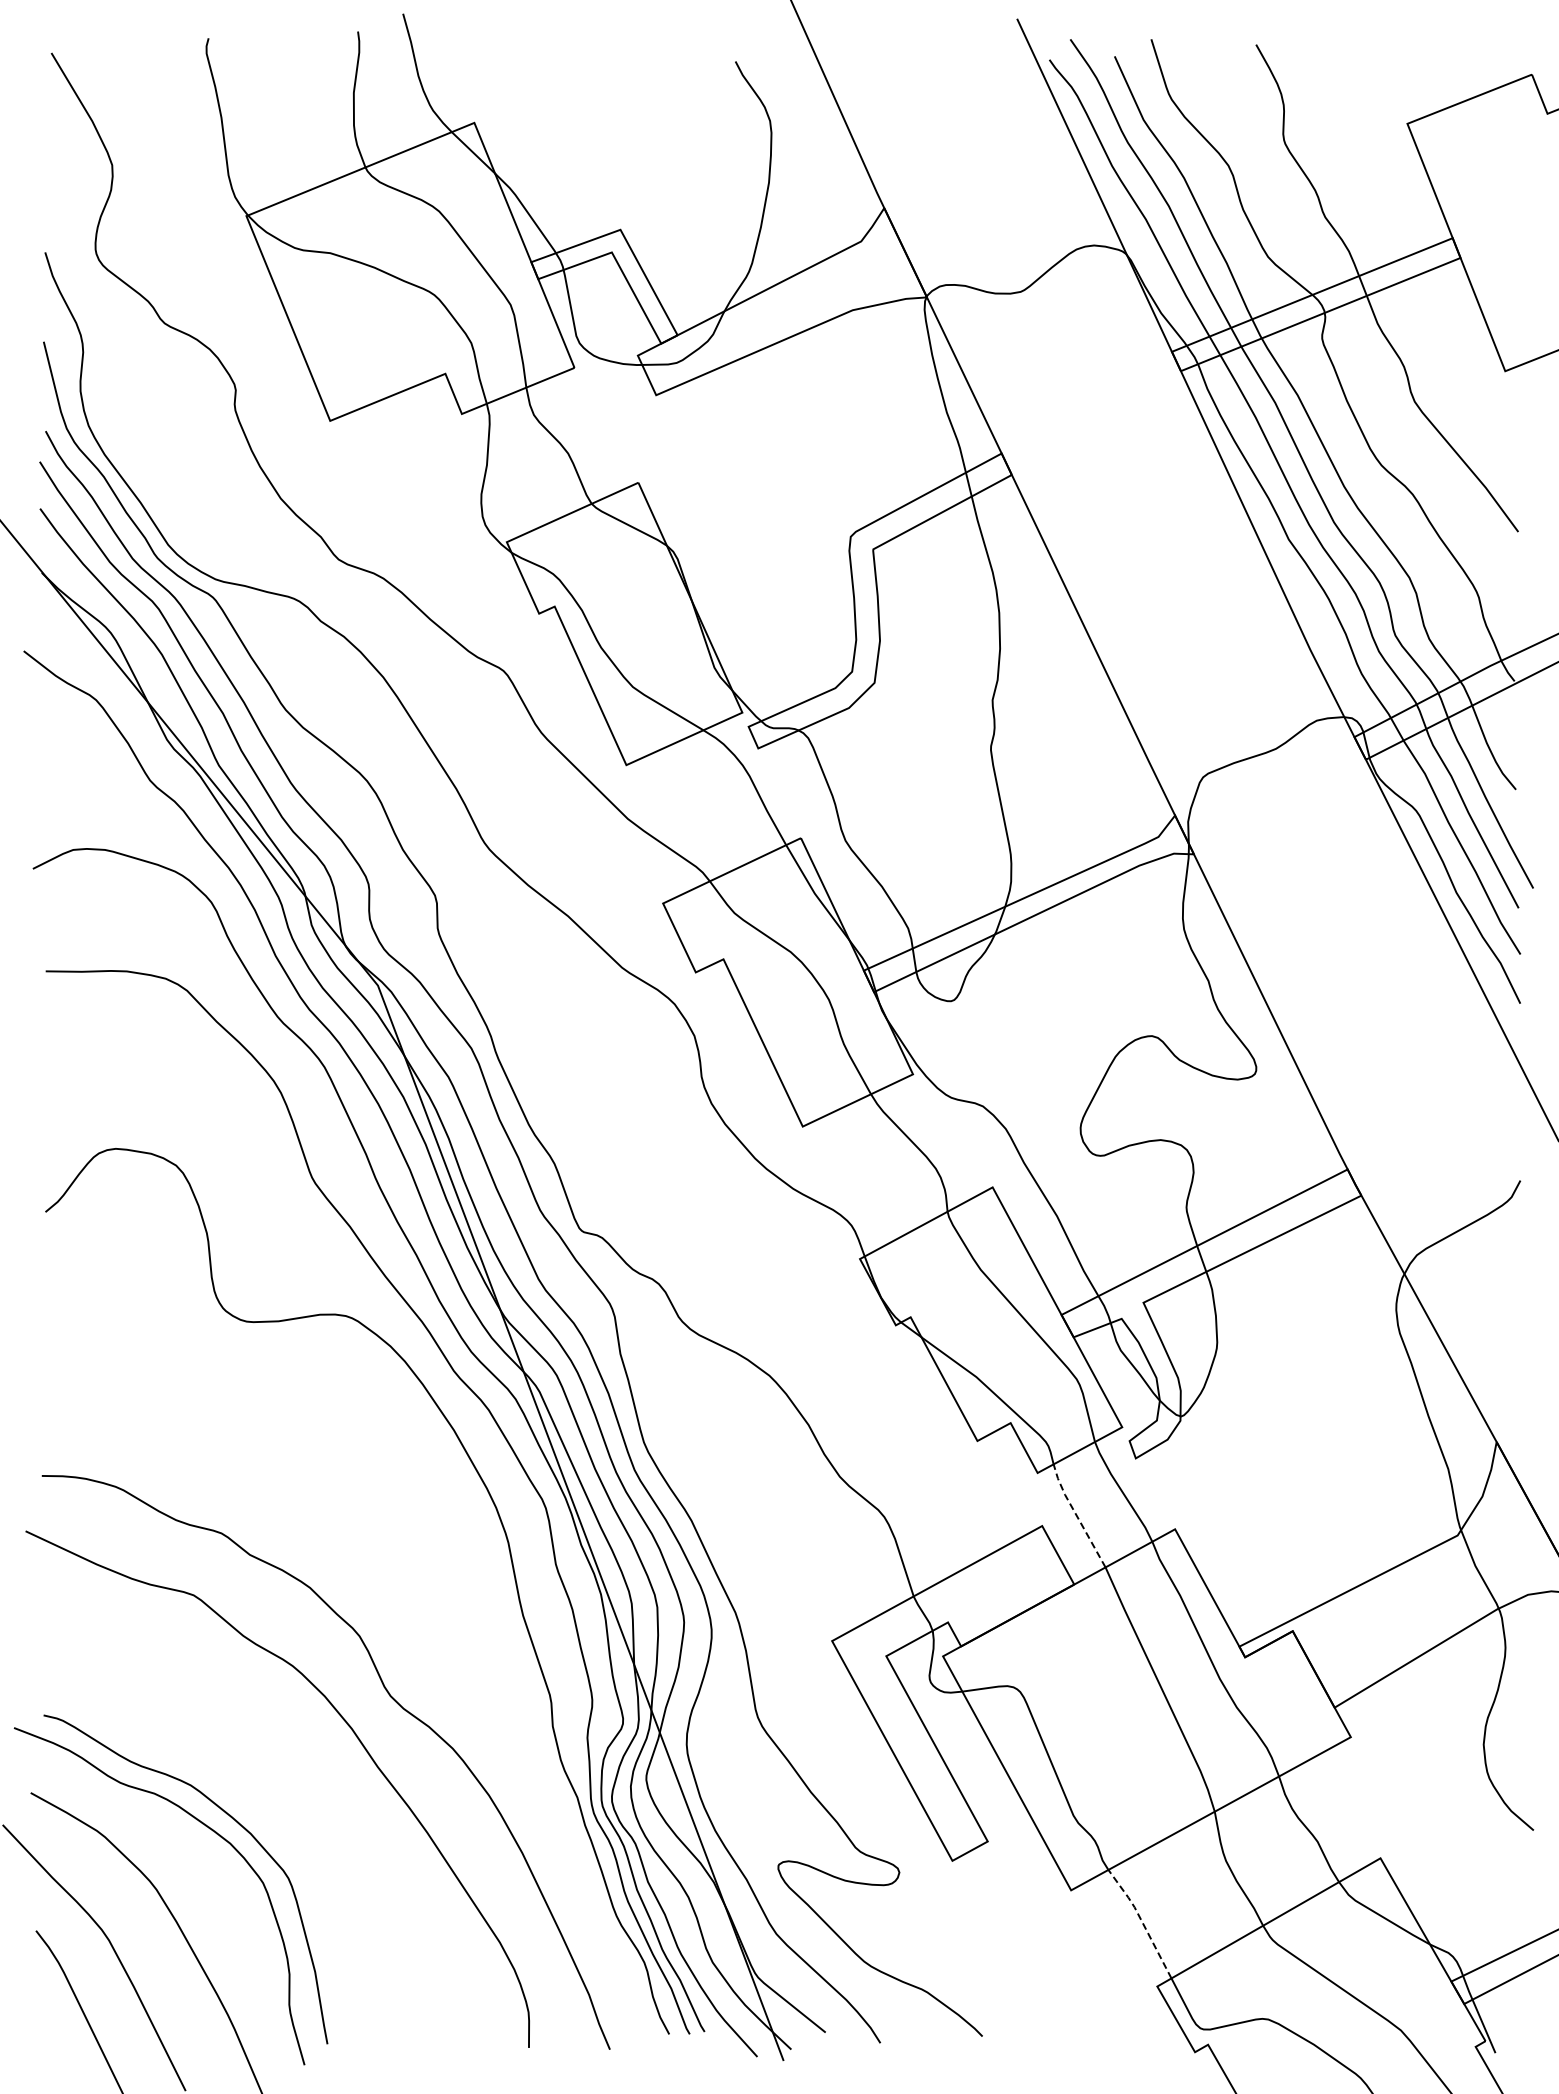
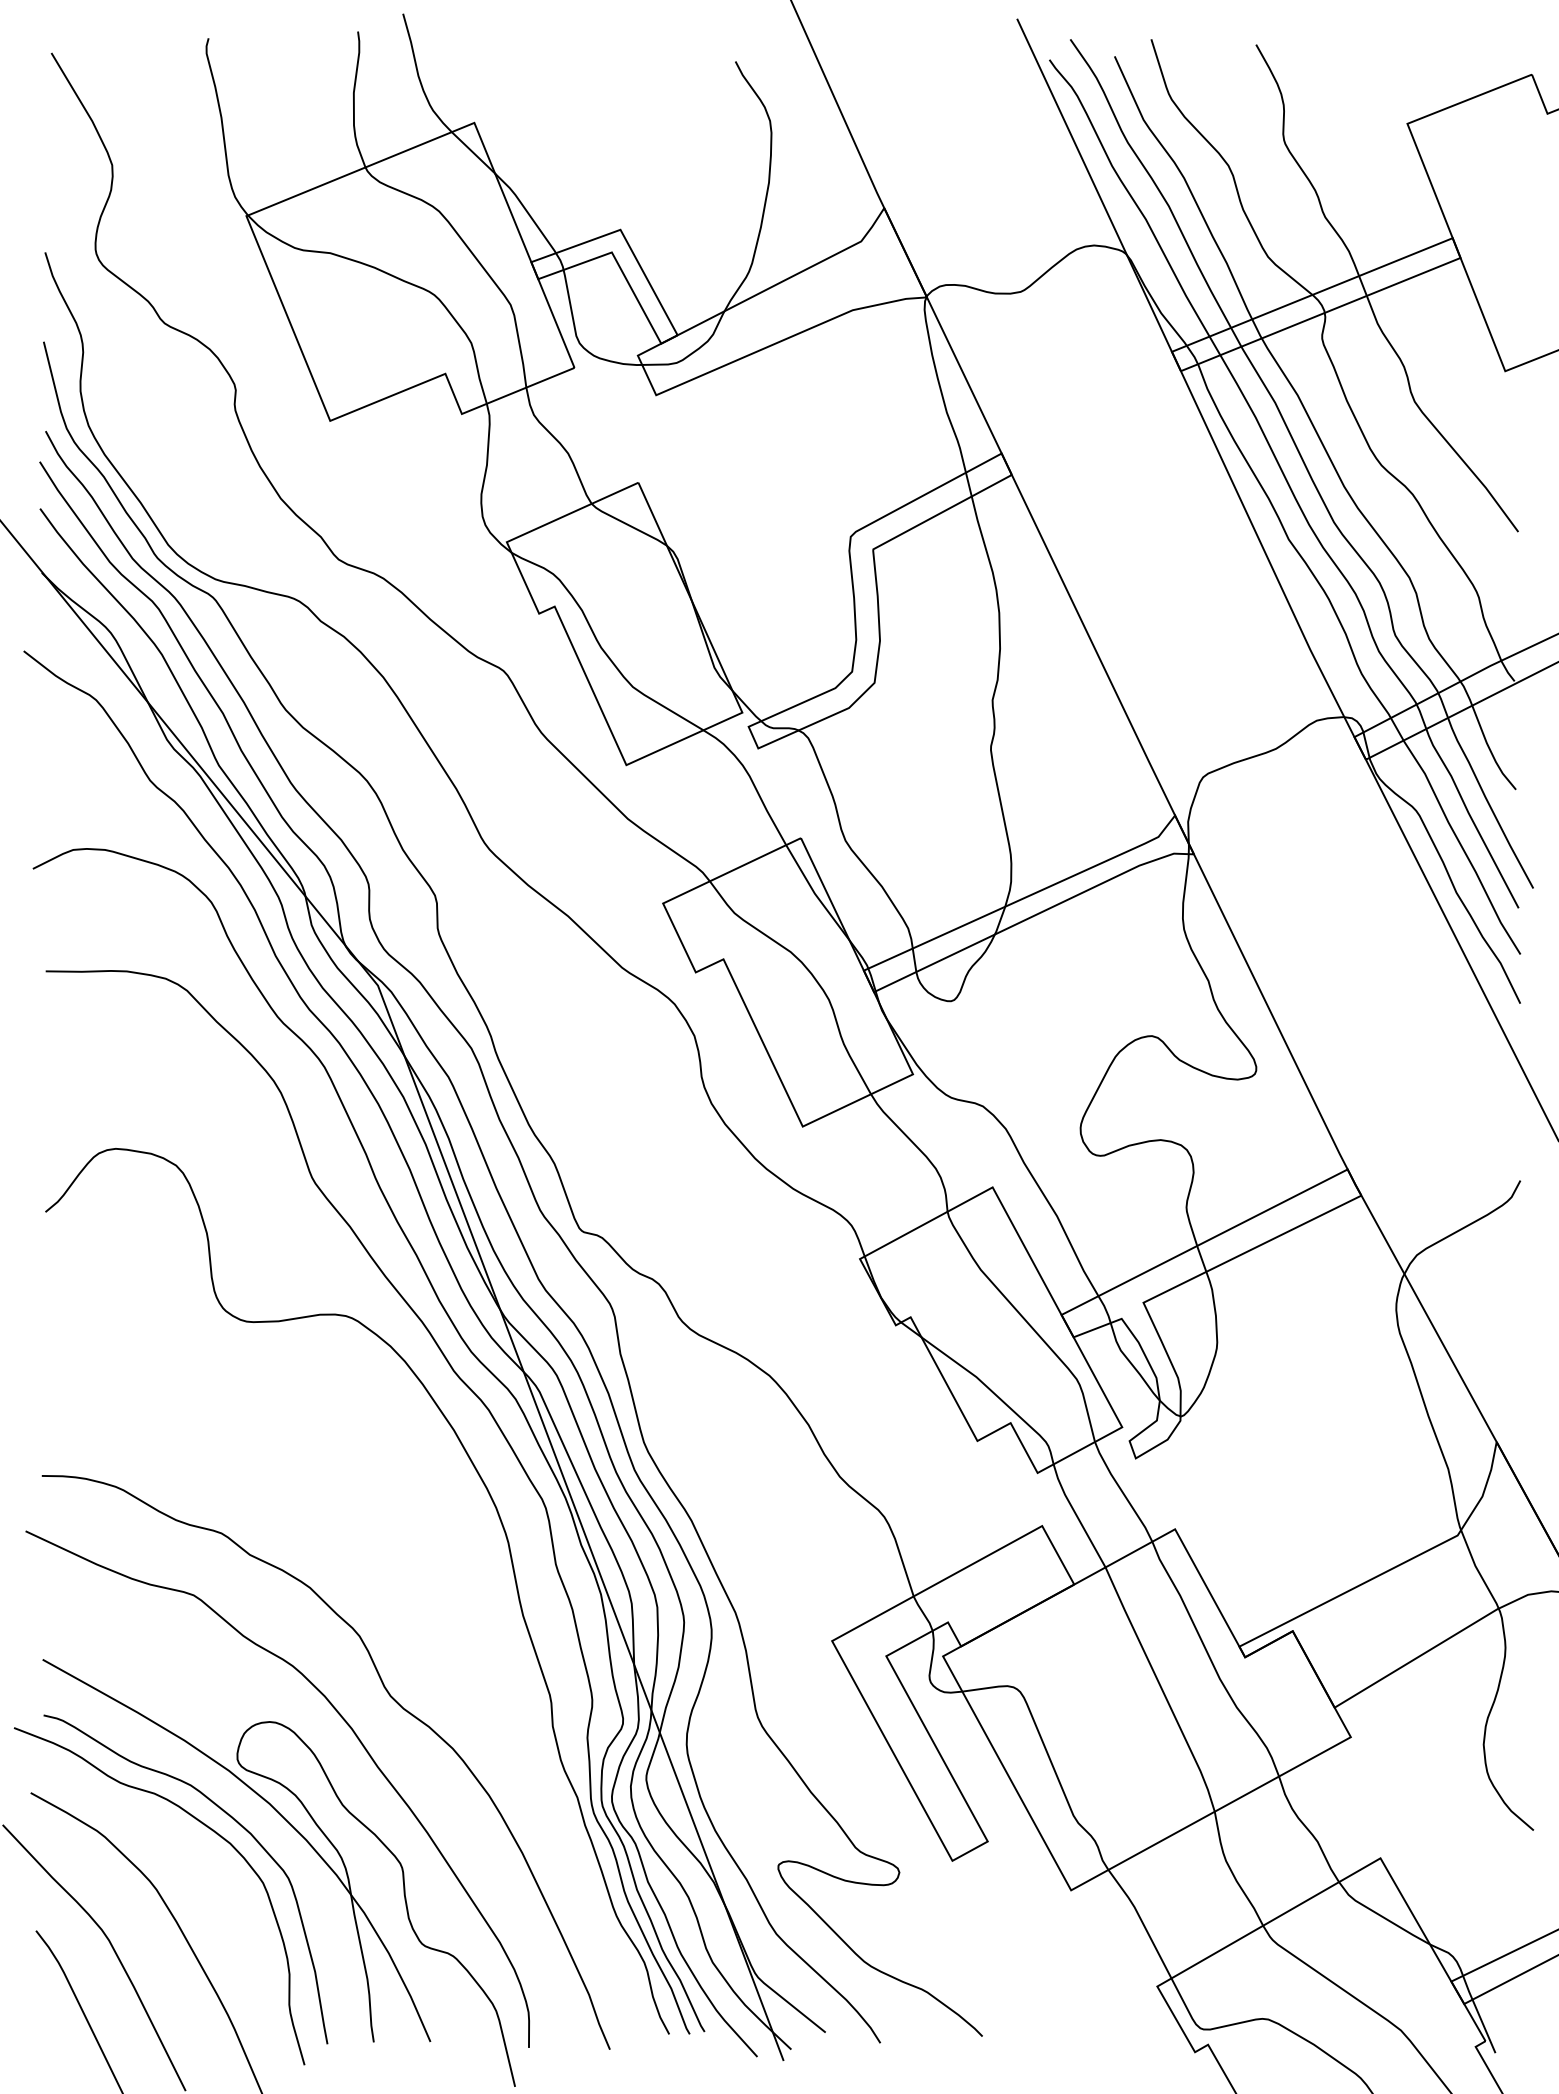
line: dashed -> solid (1076, 1515)
part: none -> present (307, 1843)
line: dashed -> solid (1141, 1921)
